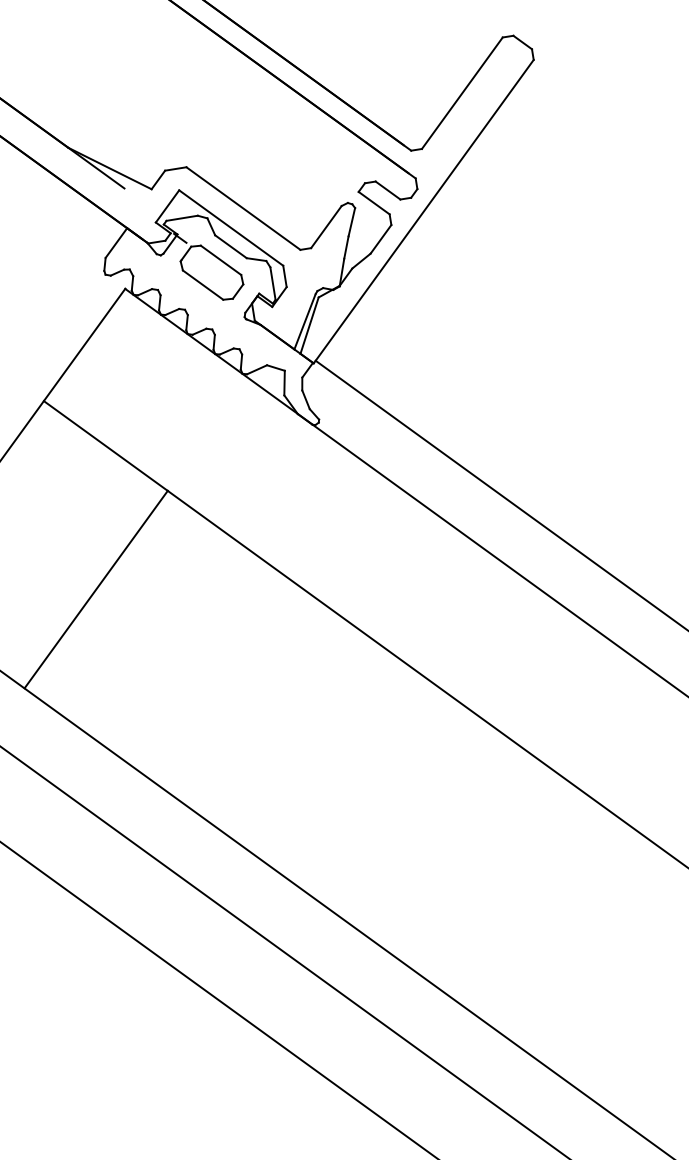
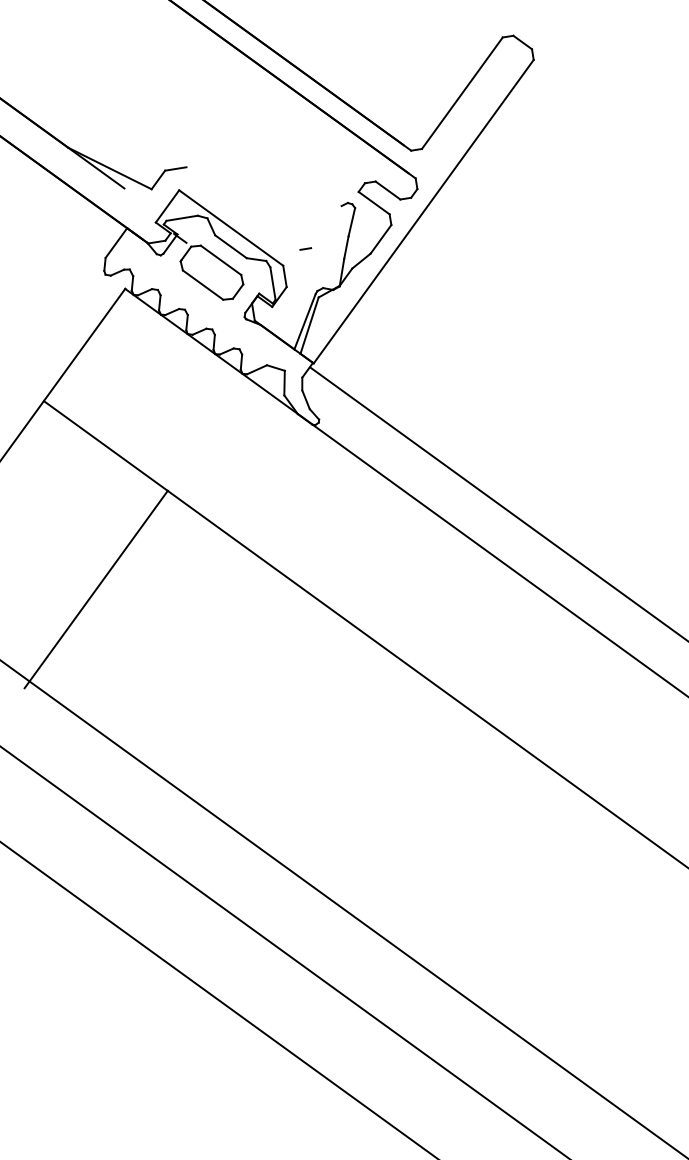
line: present -> none (243, 208)
line: present -> none (326, 227)
line position: (500, 494) -> (497, 503) (497, 503)
line position: (336, 914) -> (343, 908) (343, 908)
